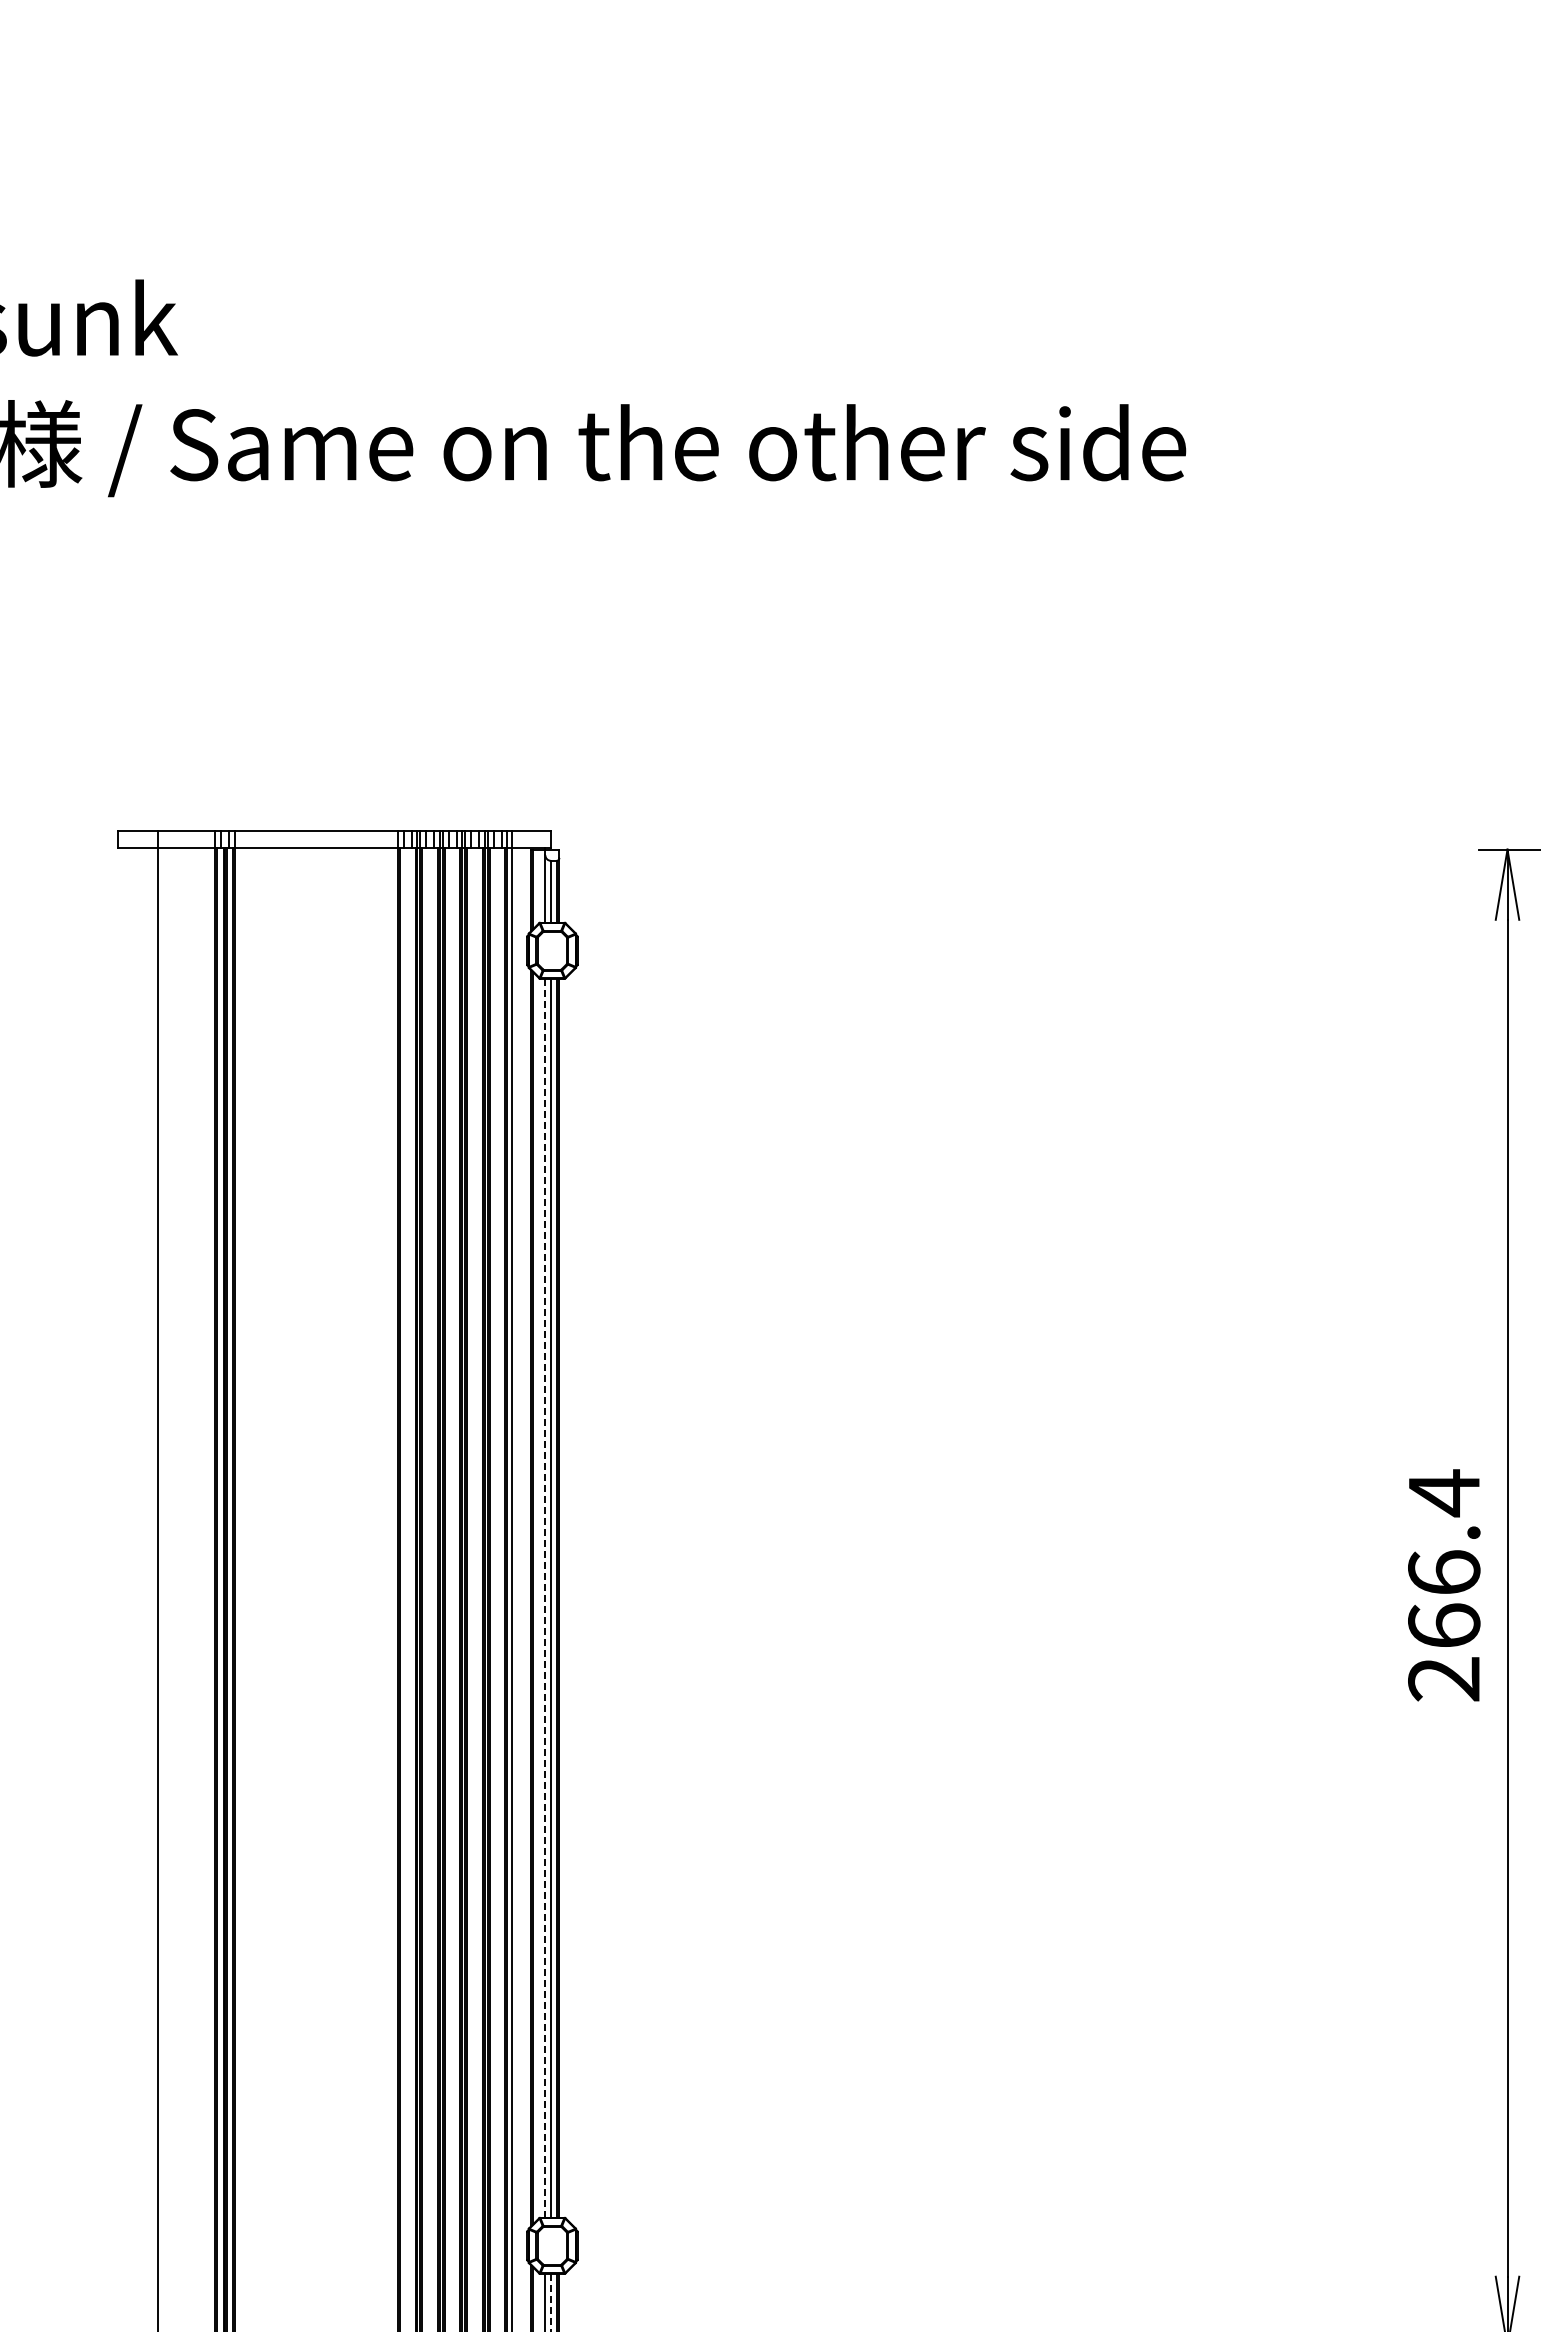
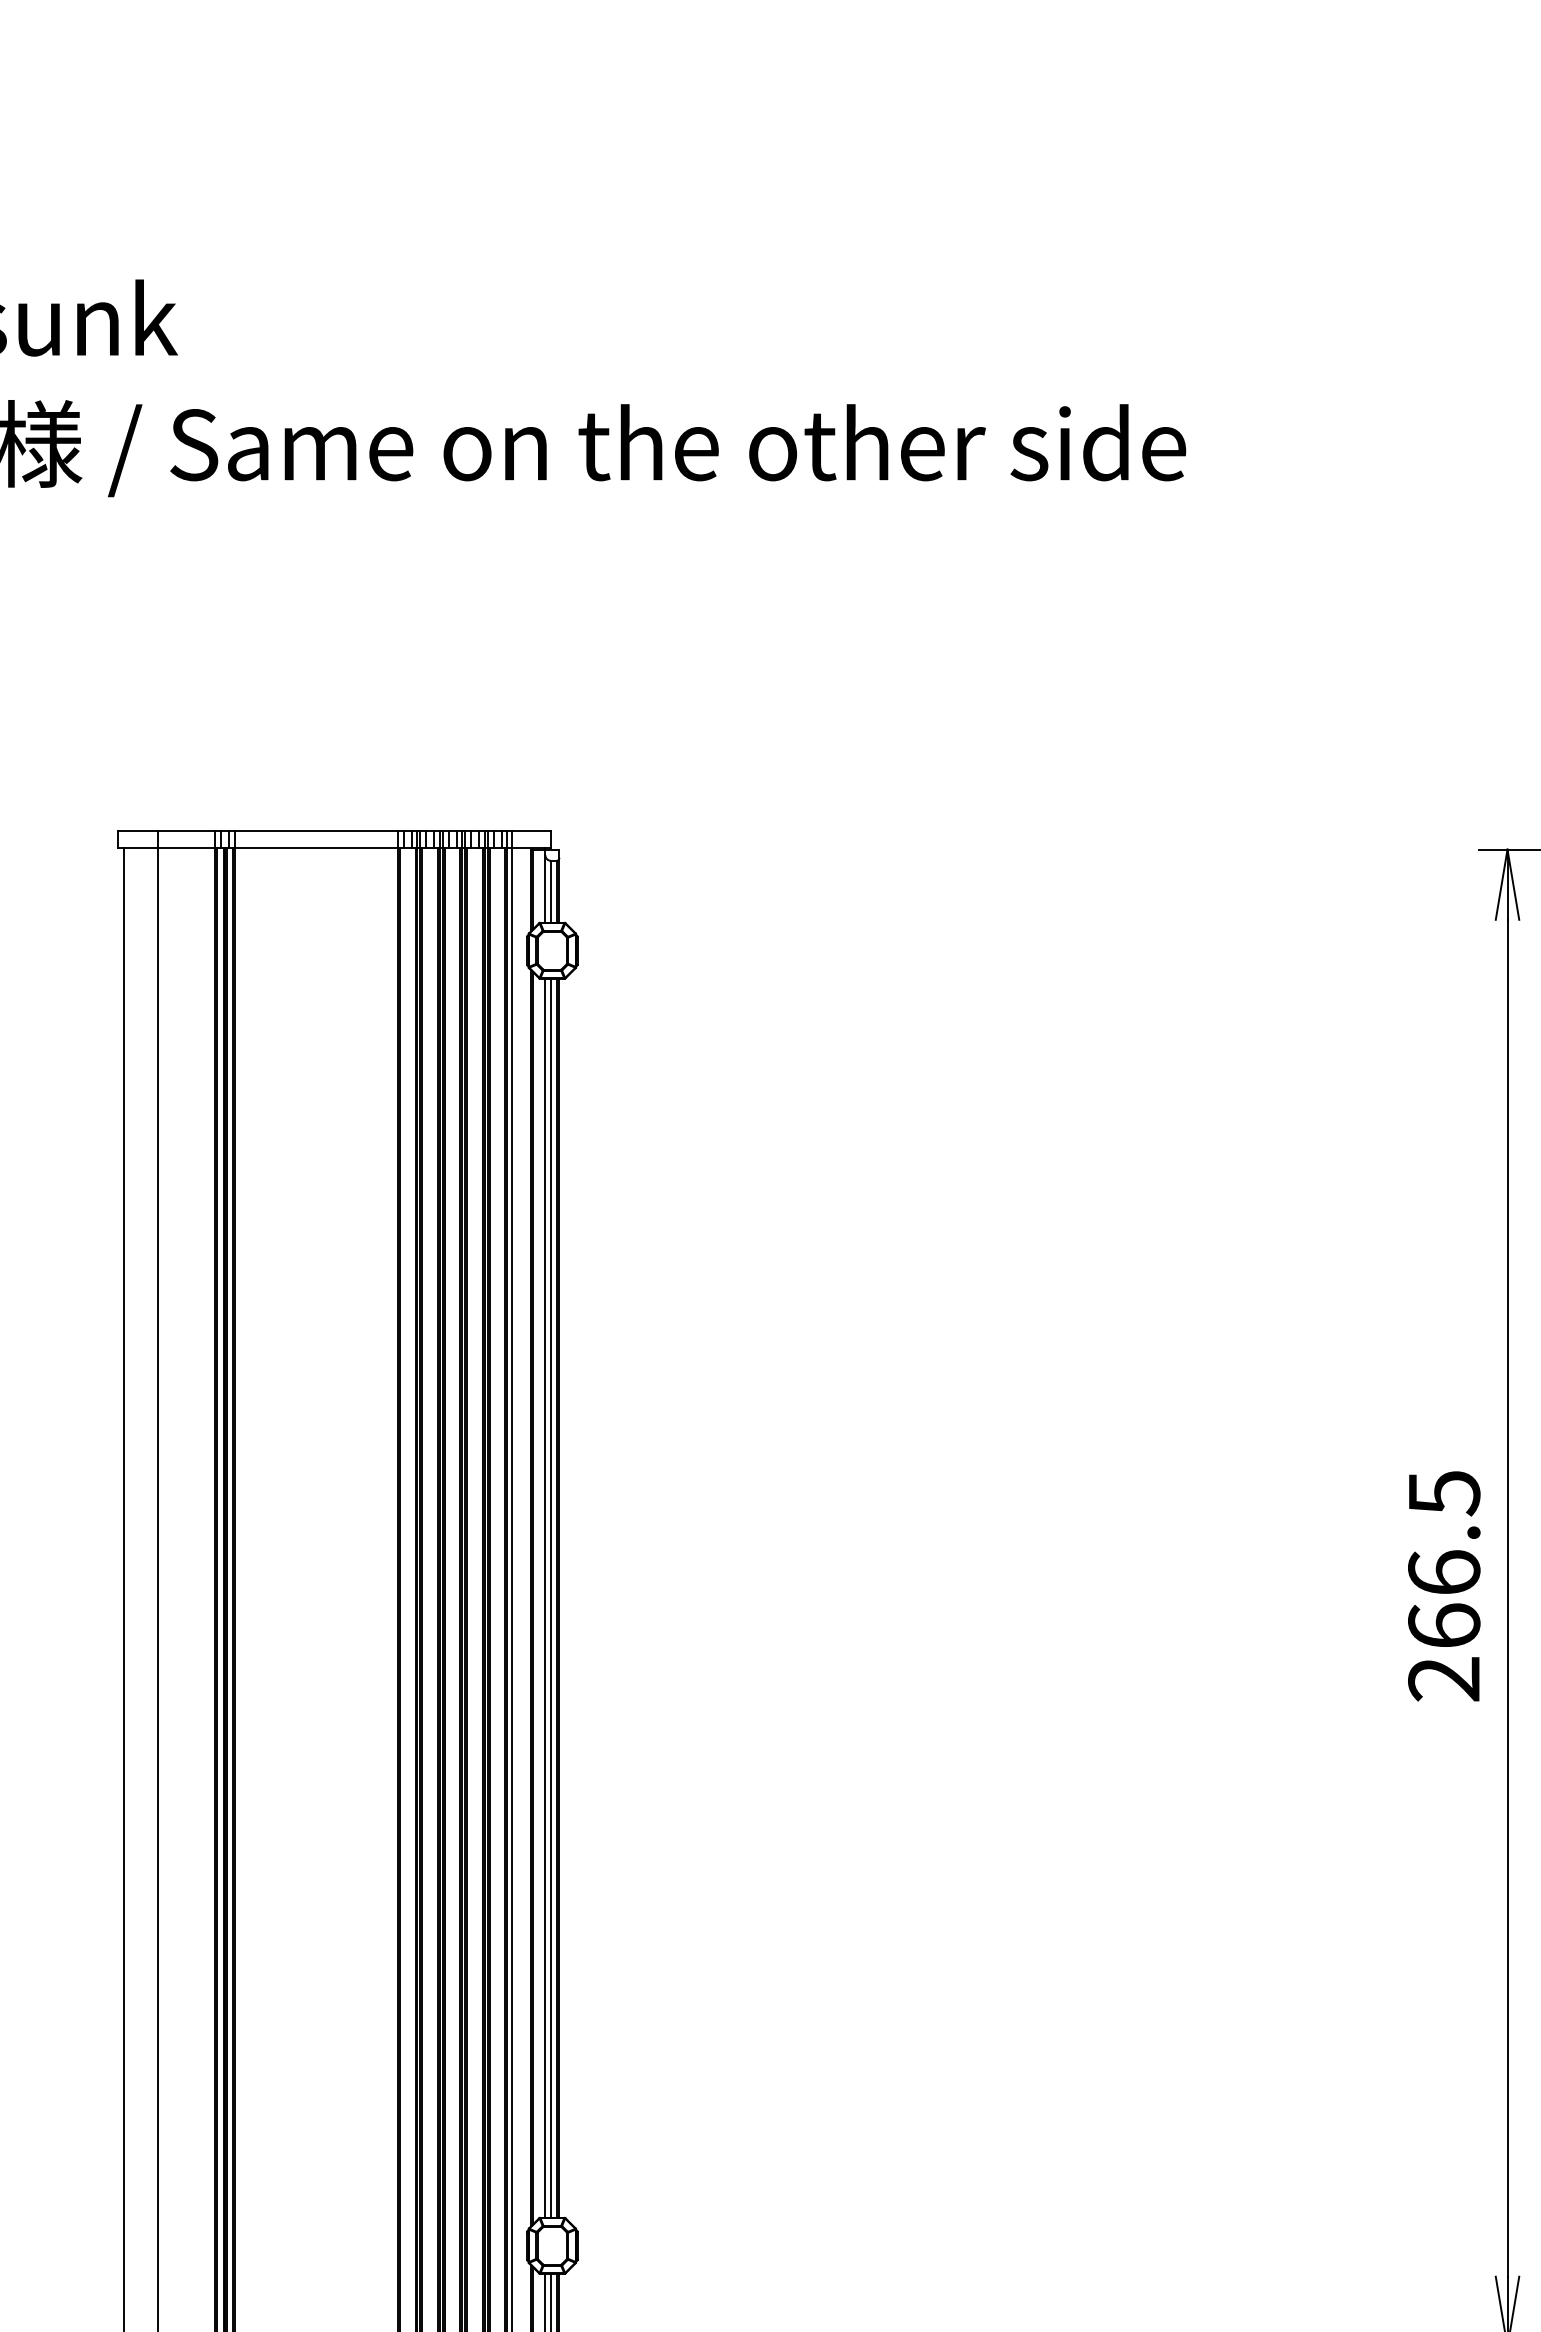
text: 266.4 -> 266.5 (1444, 1493)
line: none -> present (123, 1588)
line: dashed -> solid (545, 1597)
line: dashed -> solid (550, 2302)
